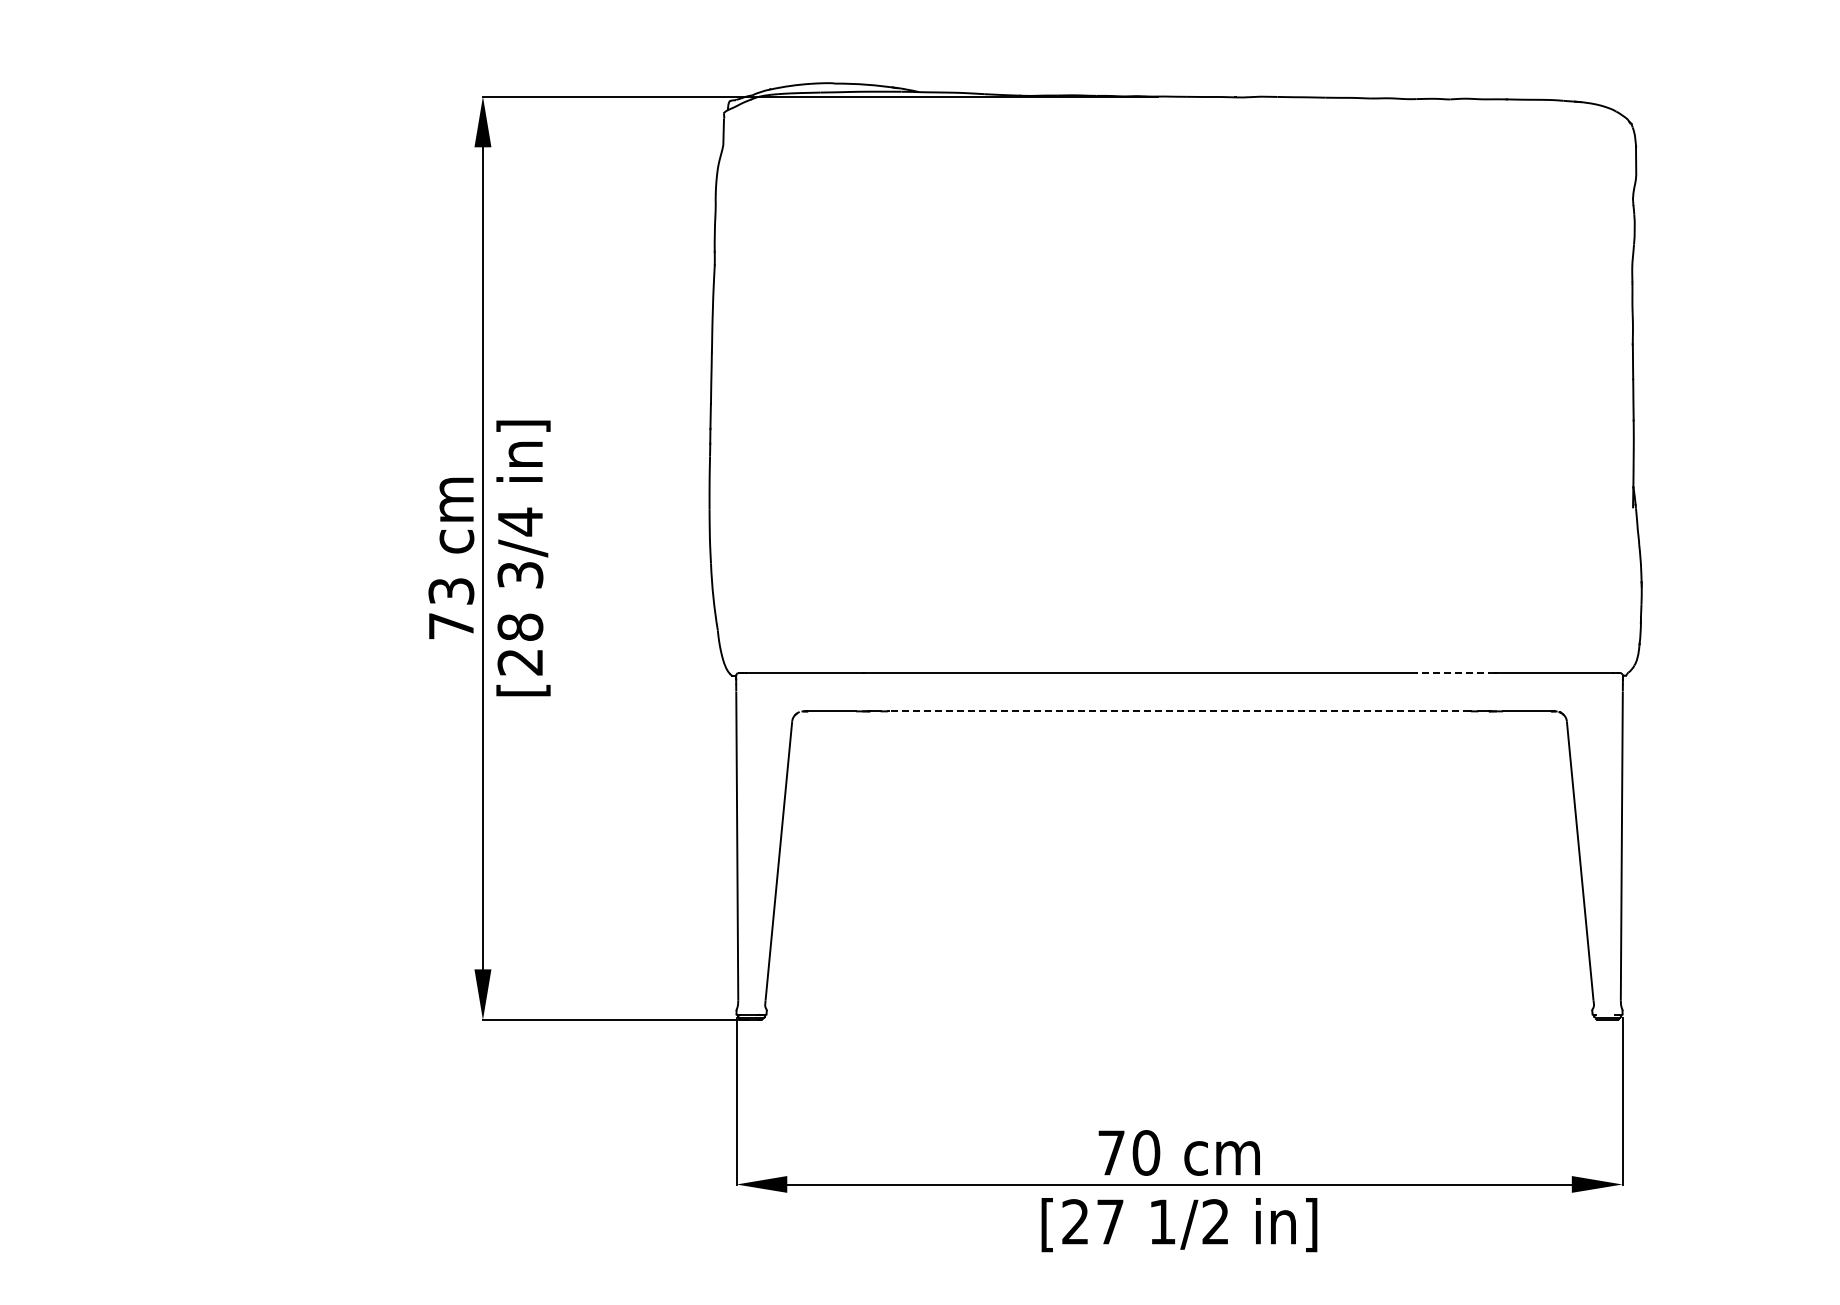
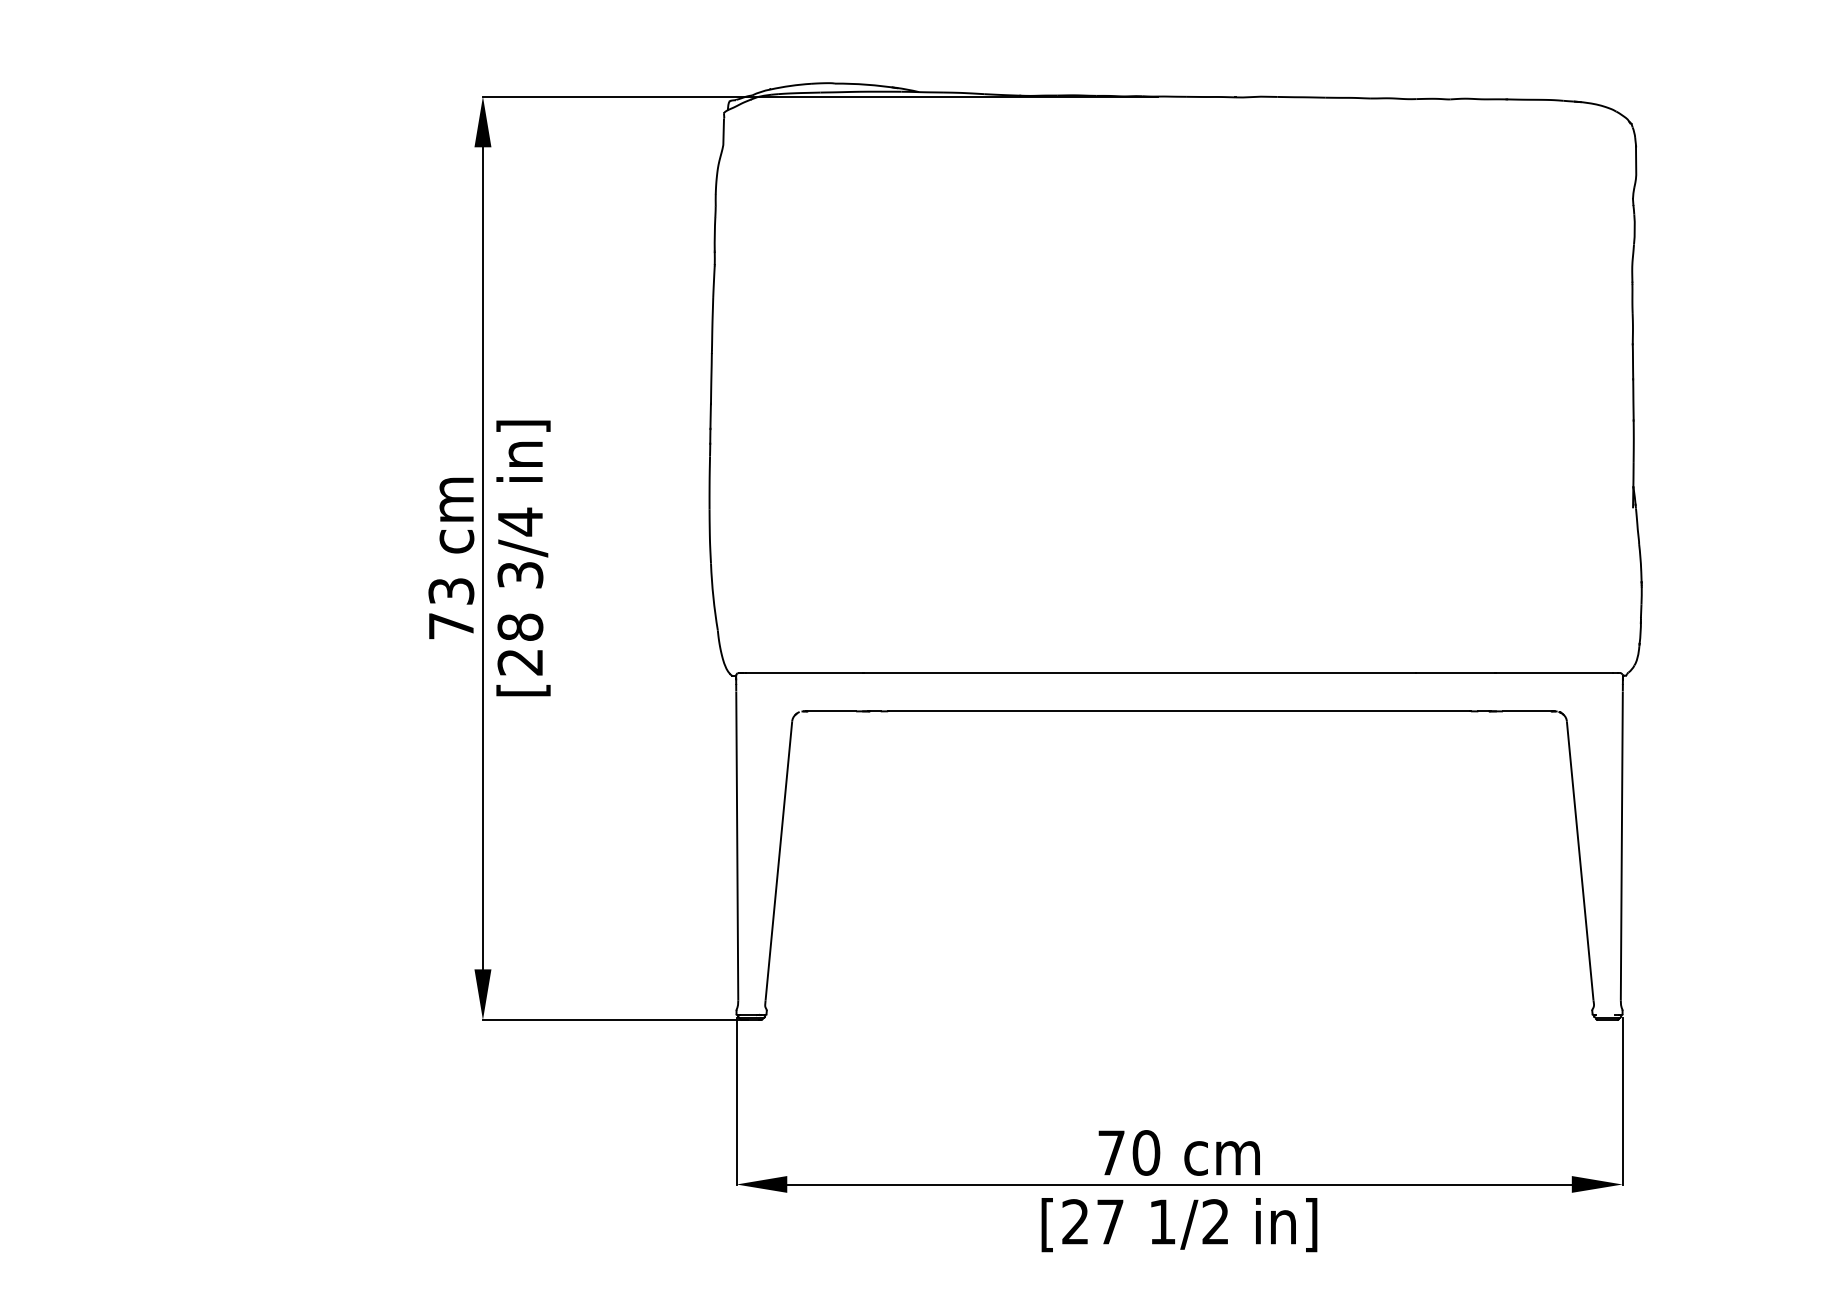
line: dashed -> solid (1455, 673)
line: dashed -> solid (1179, 711)
